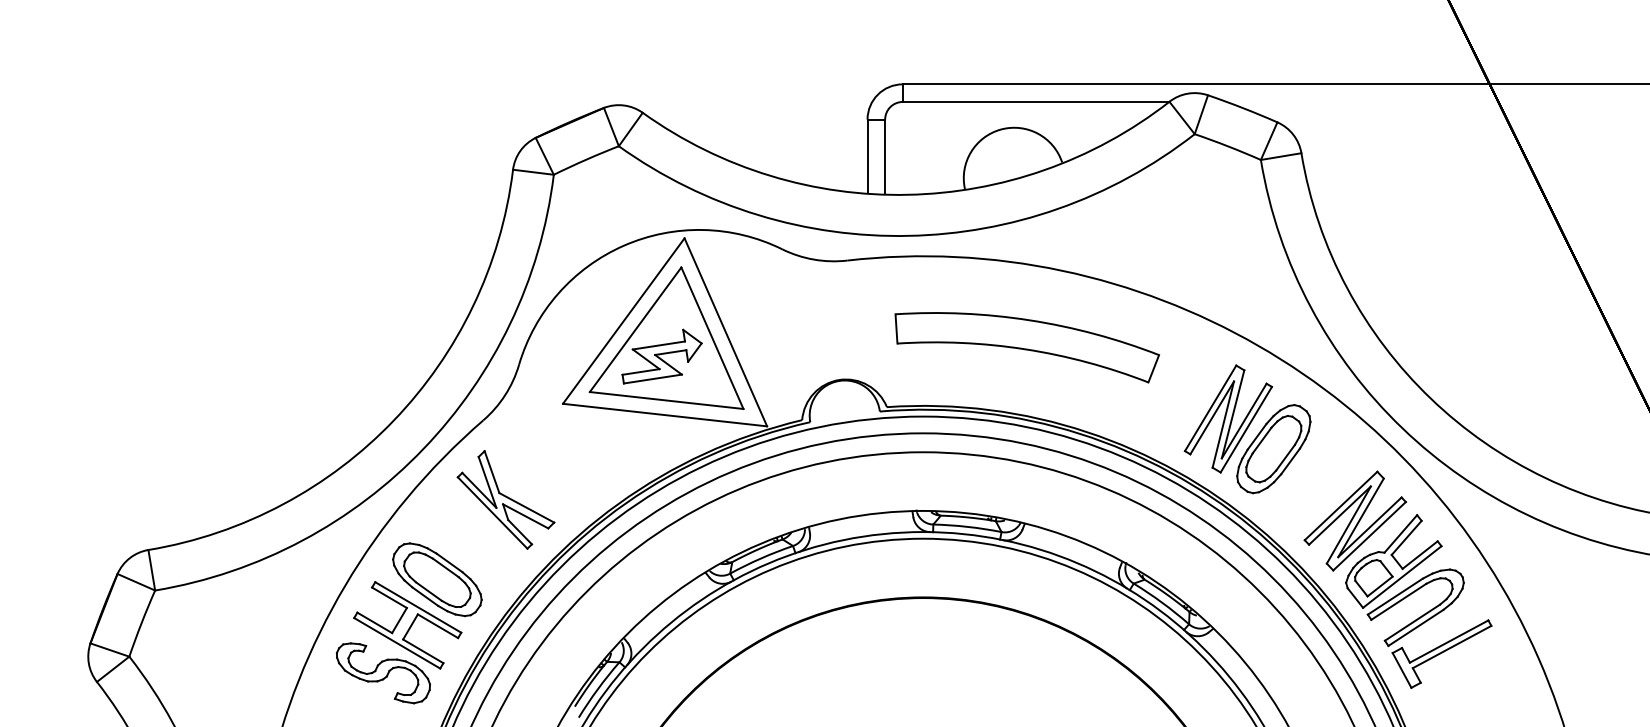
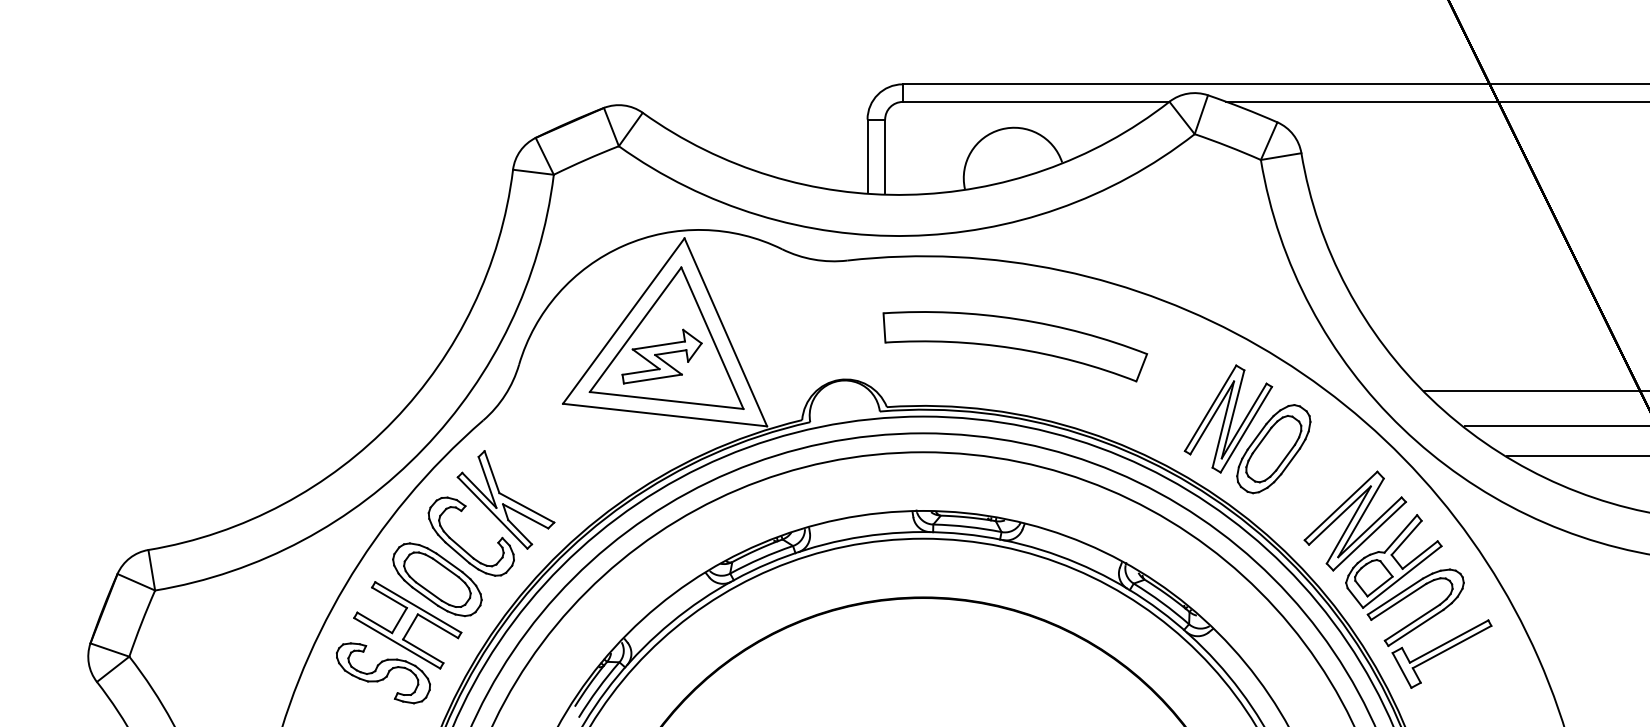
line: none -> present (1436, 101)
part position: (1027, 347) -> (1015, 346) (1015, 346)
line: none -> present (1535, 391)
line: none -> present (1555, 426)
line: none -> present (1576, 455)
part: none -> present (460, 545)
